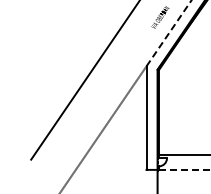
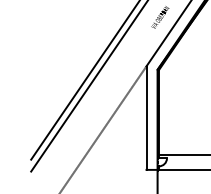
line: dashed -> solid (169, 33)
line: none -> present (88, 86)
line: dashed -> solid (184, 169)
